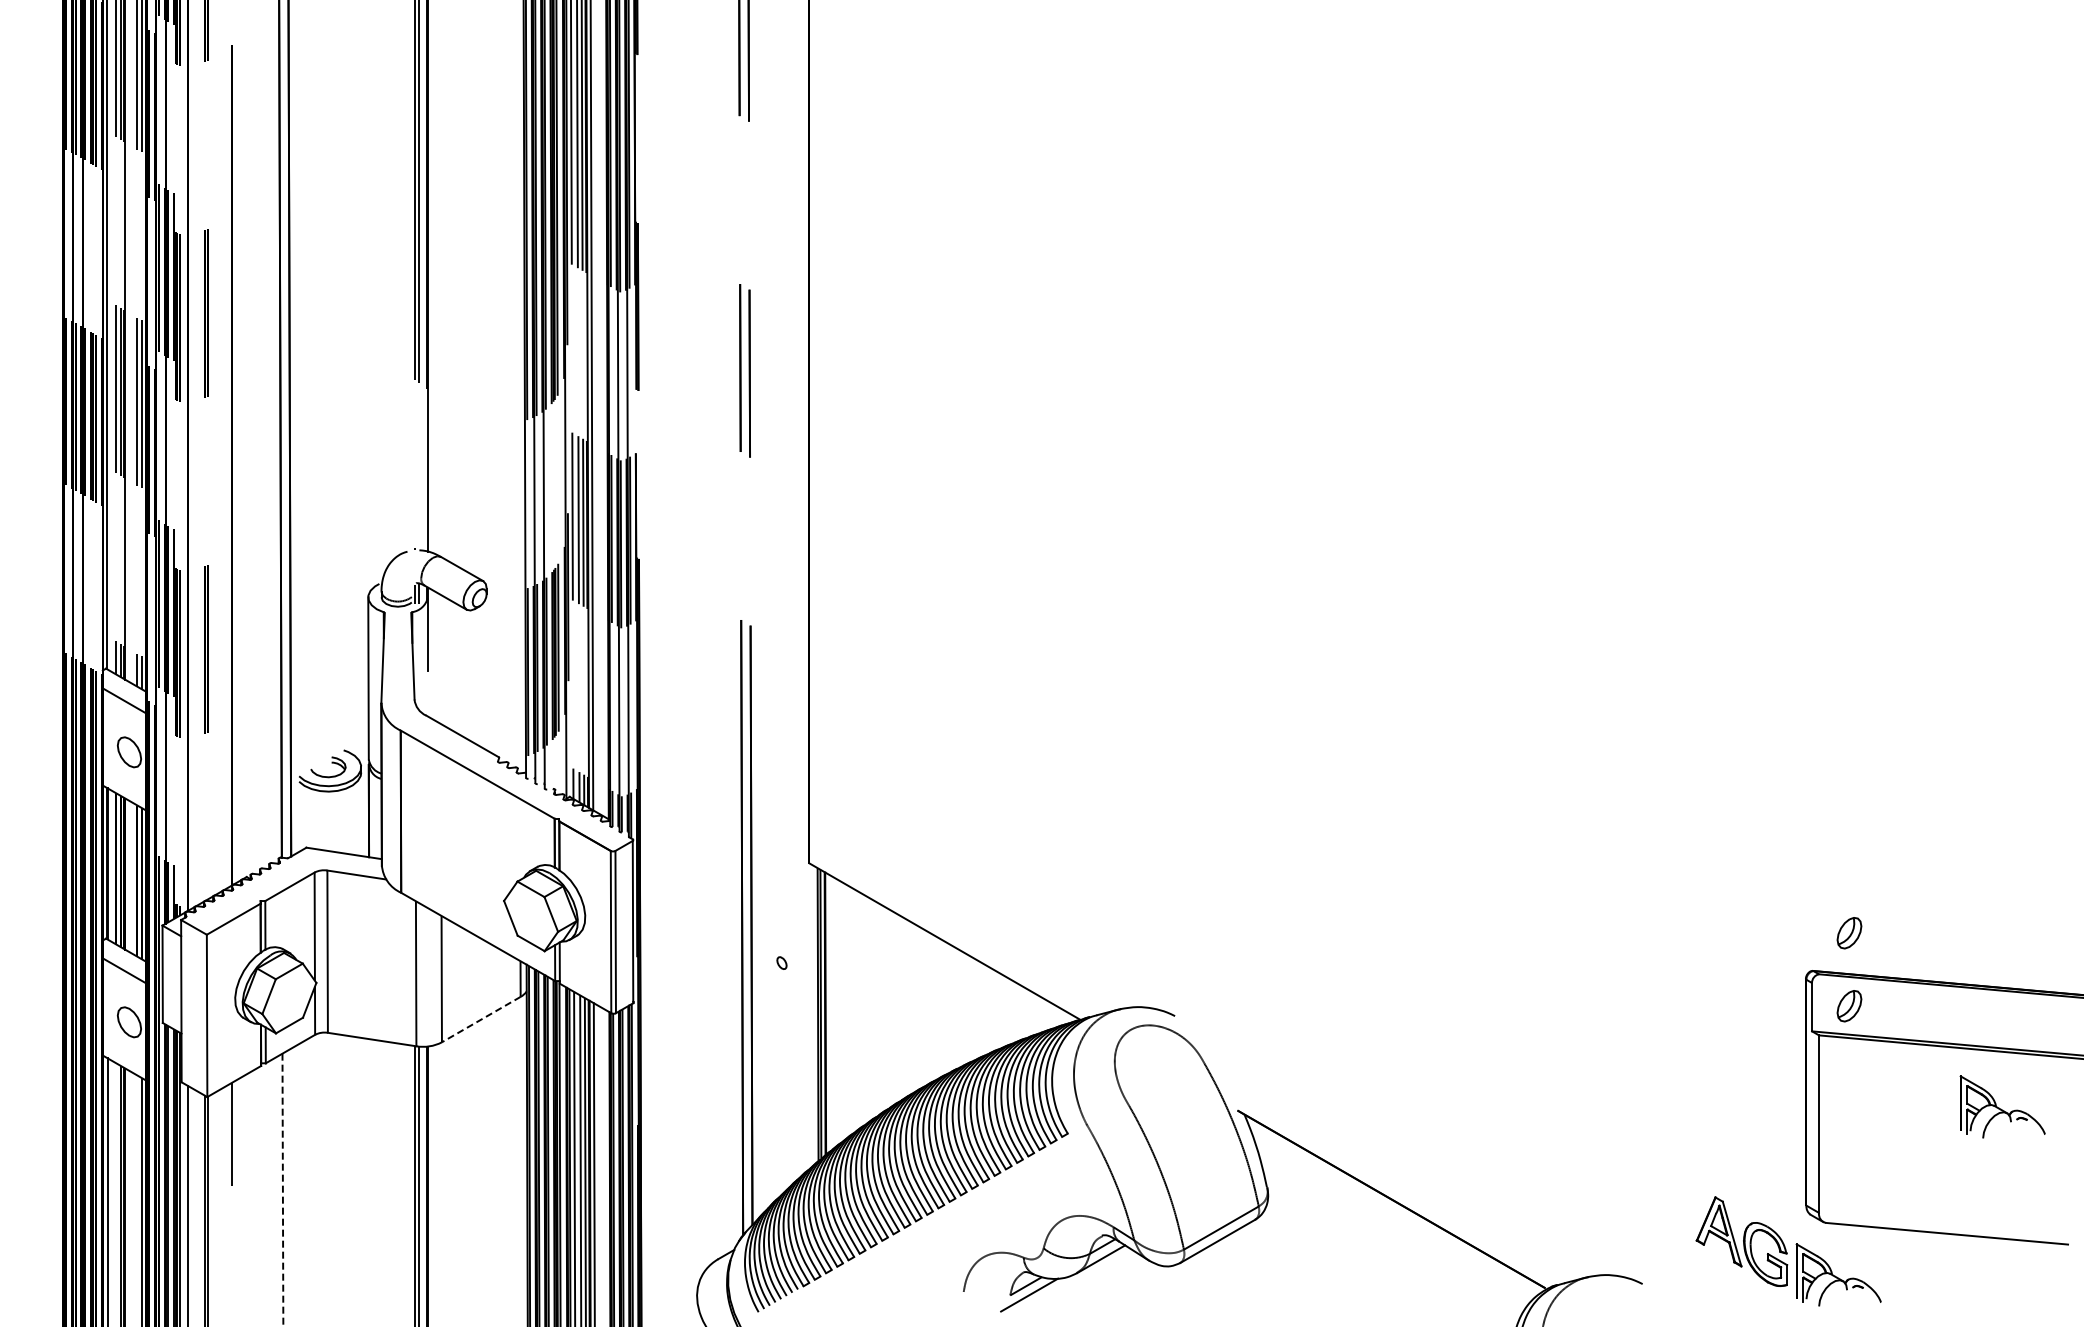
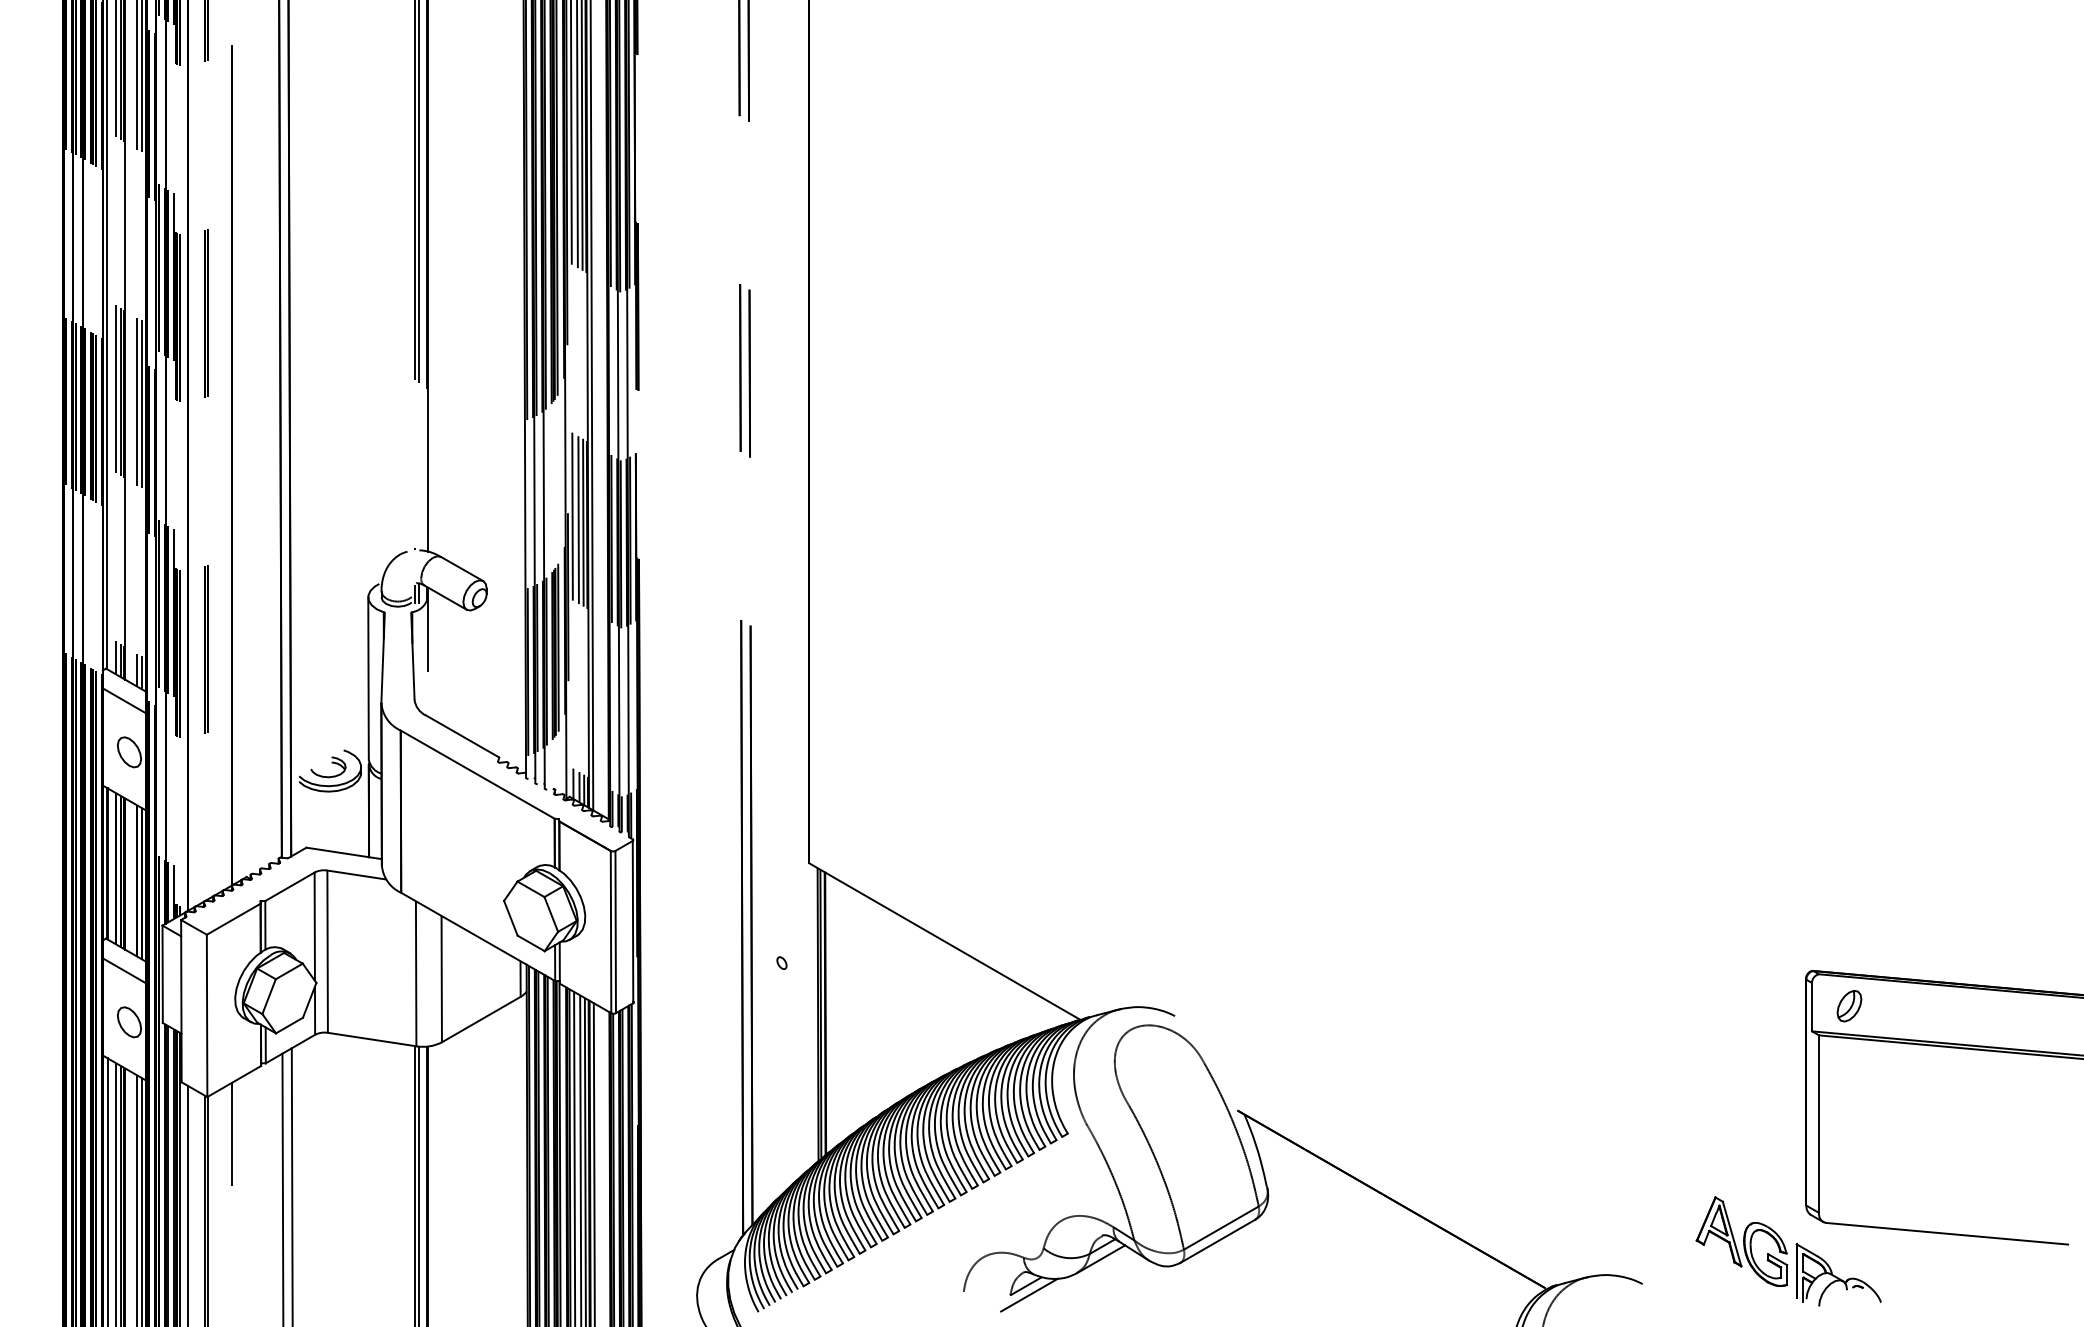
part: present -> none (1849, 933)
line: dashed -> solid (480, 1019)
part: present -> none (2002, 1106)
line: none -> present (291, 1185)
line: dashed -> solid (282, 1190)
line: none -> present (115, 1193)
line: none -> present (137, 1199)
